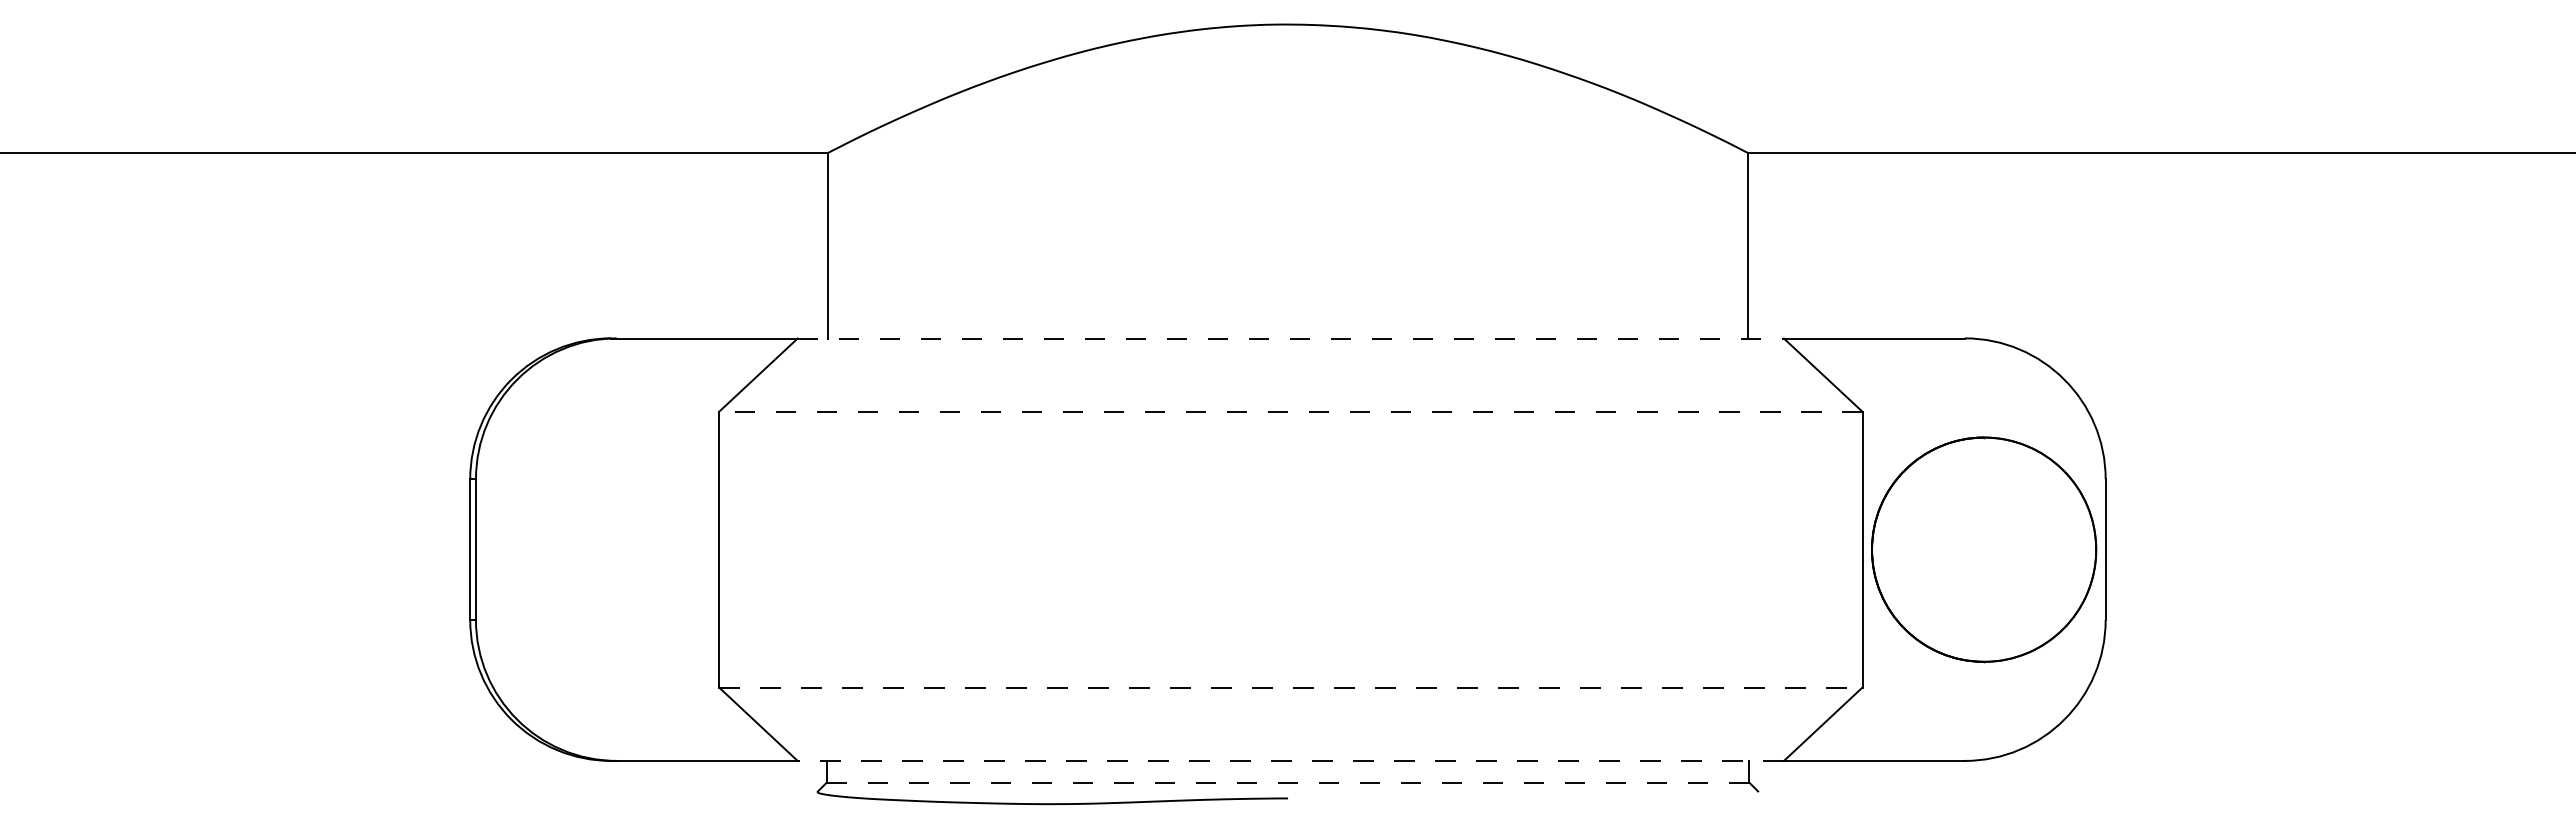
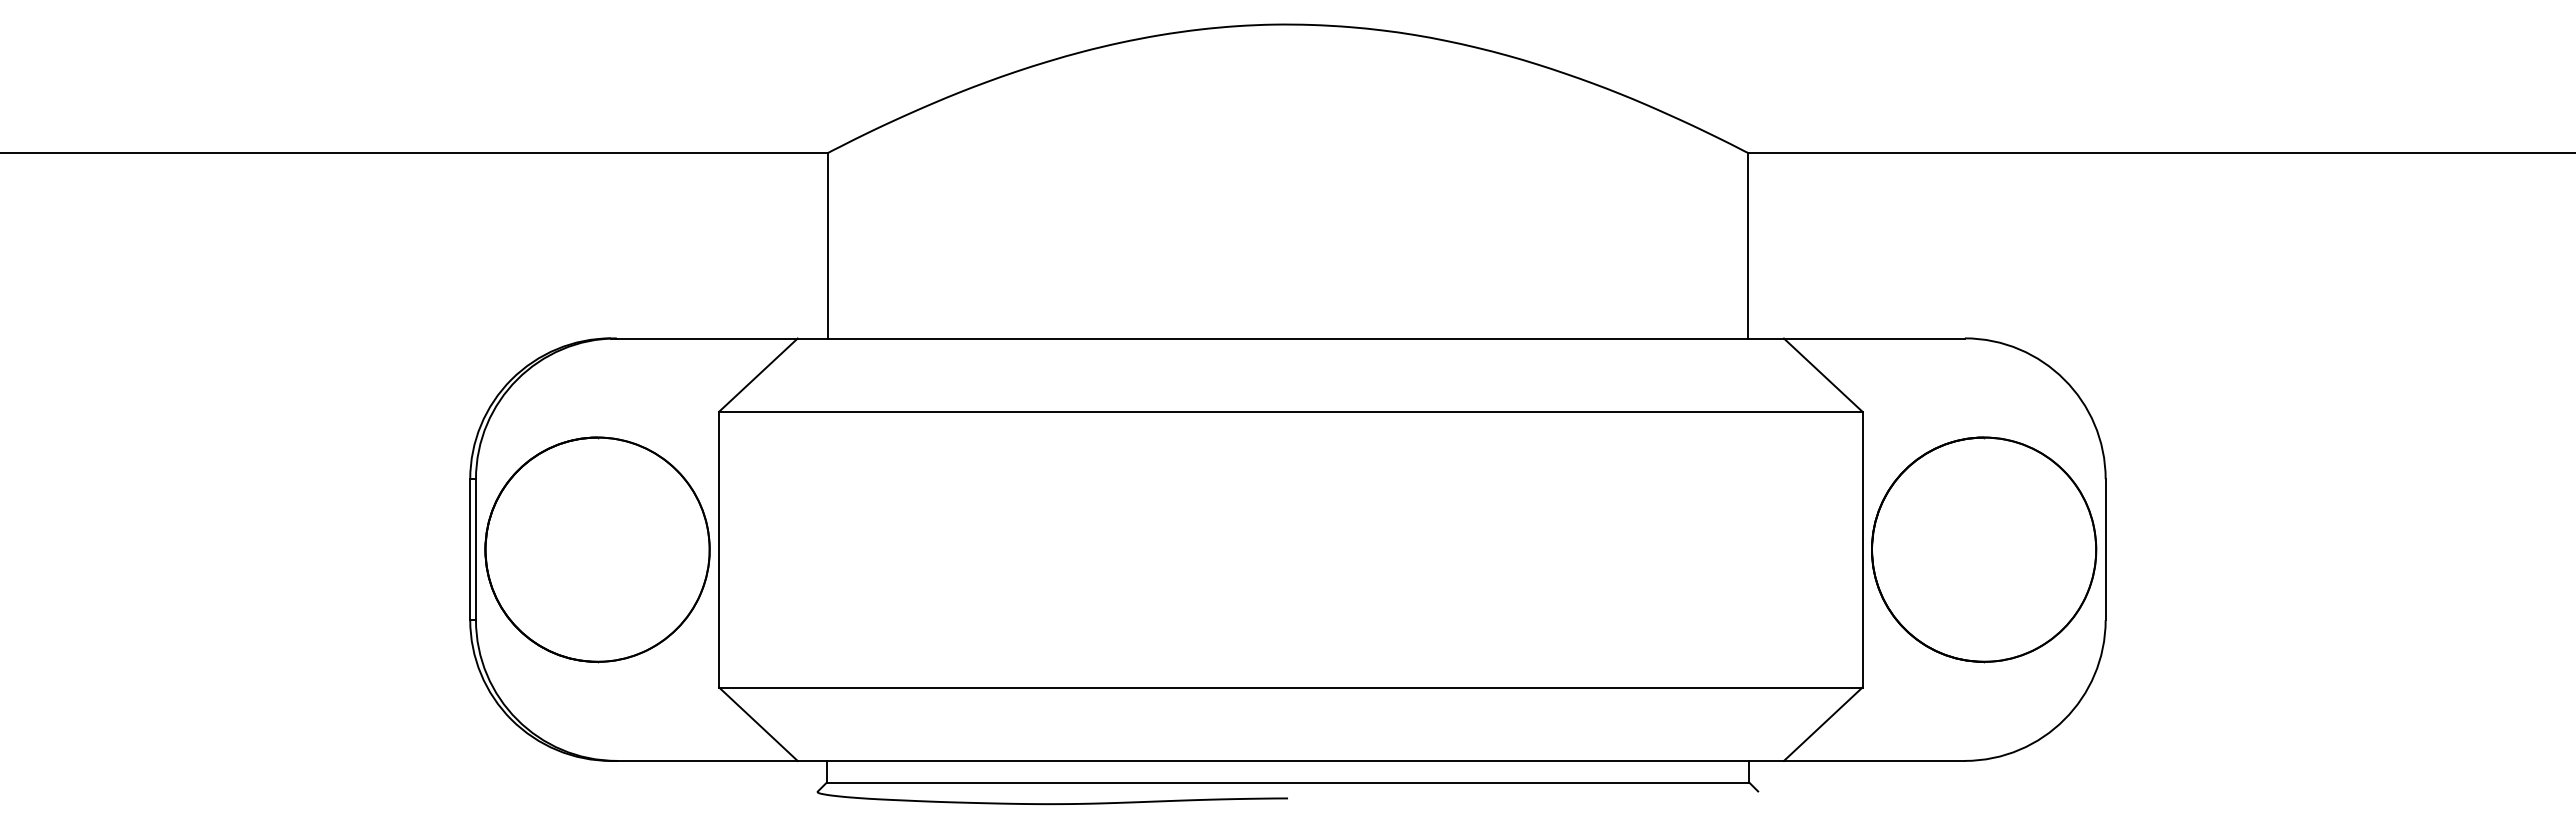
line: dashed -> solid (1291, 338)
line: dashed -> solid (1290, 411)
part: none -> present (597, 549)
line: dashed -> solid (1290, 687)
line: dashed -> solid (1290, 760)
line: dashed -> solid (1288, 782)
